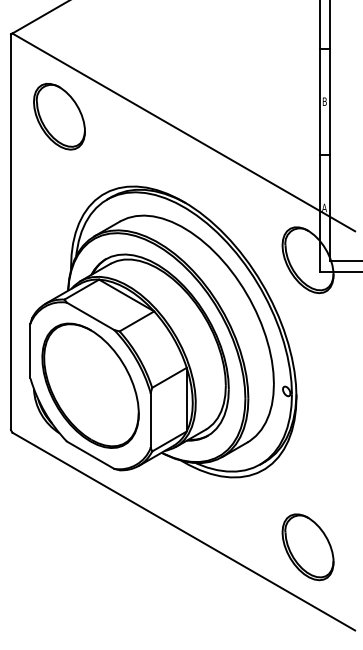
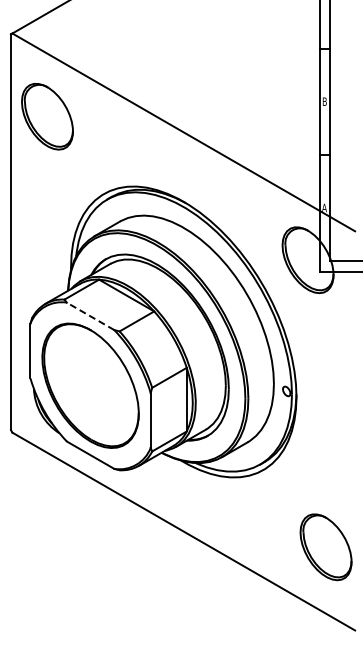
part position: (59, 116) -> (47, 116) (47, 116)
line: solid -> dashed (90, 316)
part position: (307, 547) -> (325, 547) (325, 547)
